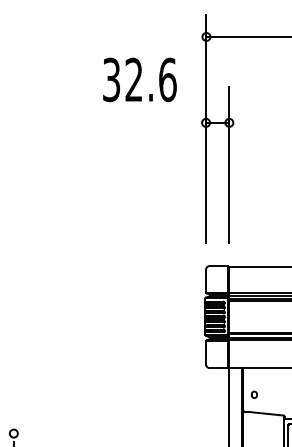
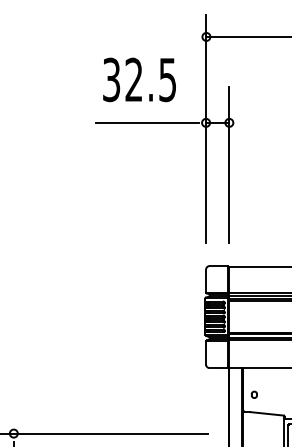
text: 32.6 -> 32.5 (167, 79)
line: none -> present (146, 122)
line: none -> present (104, 433)
